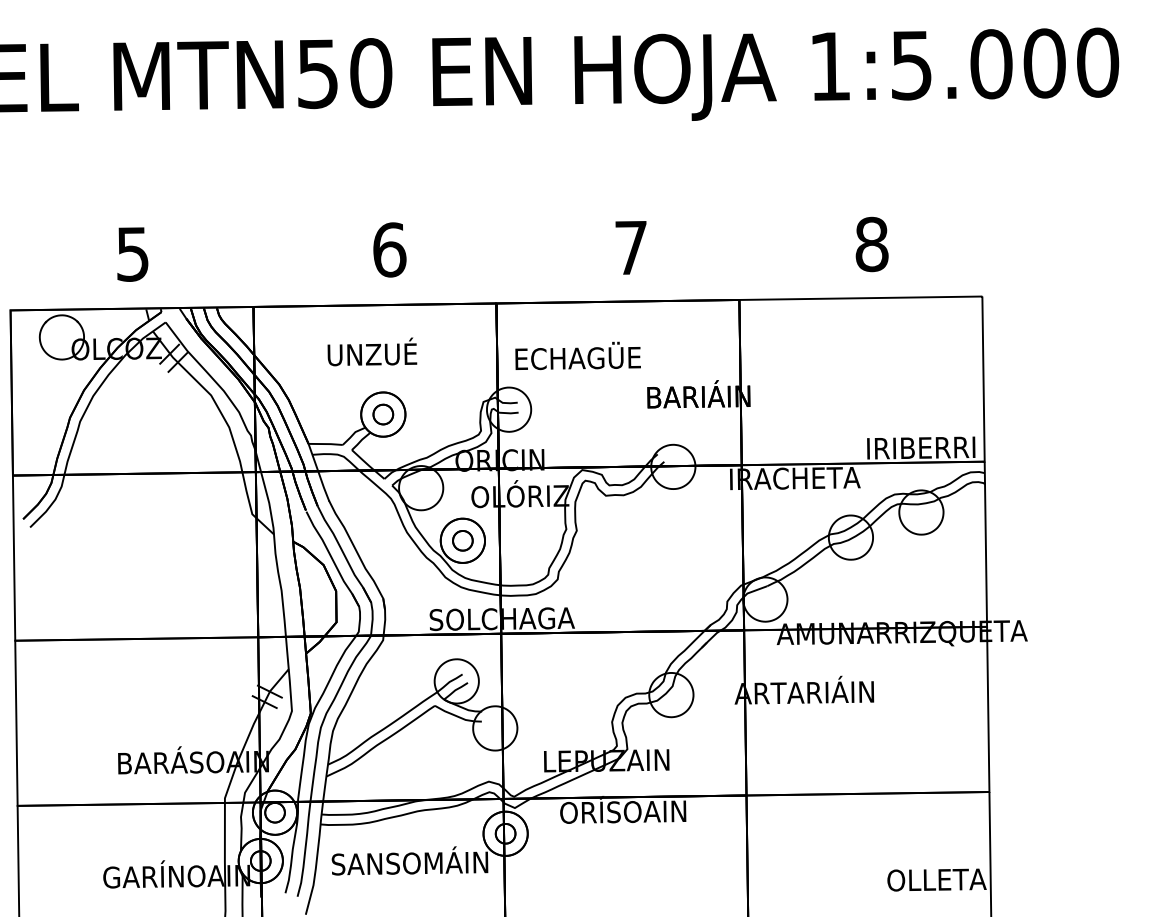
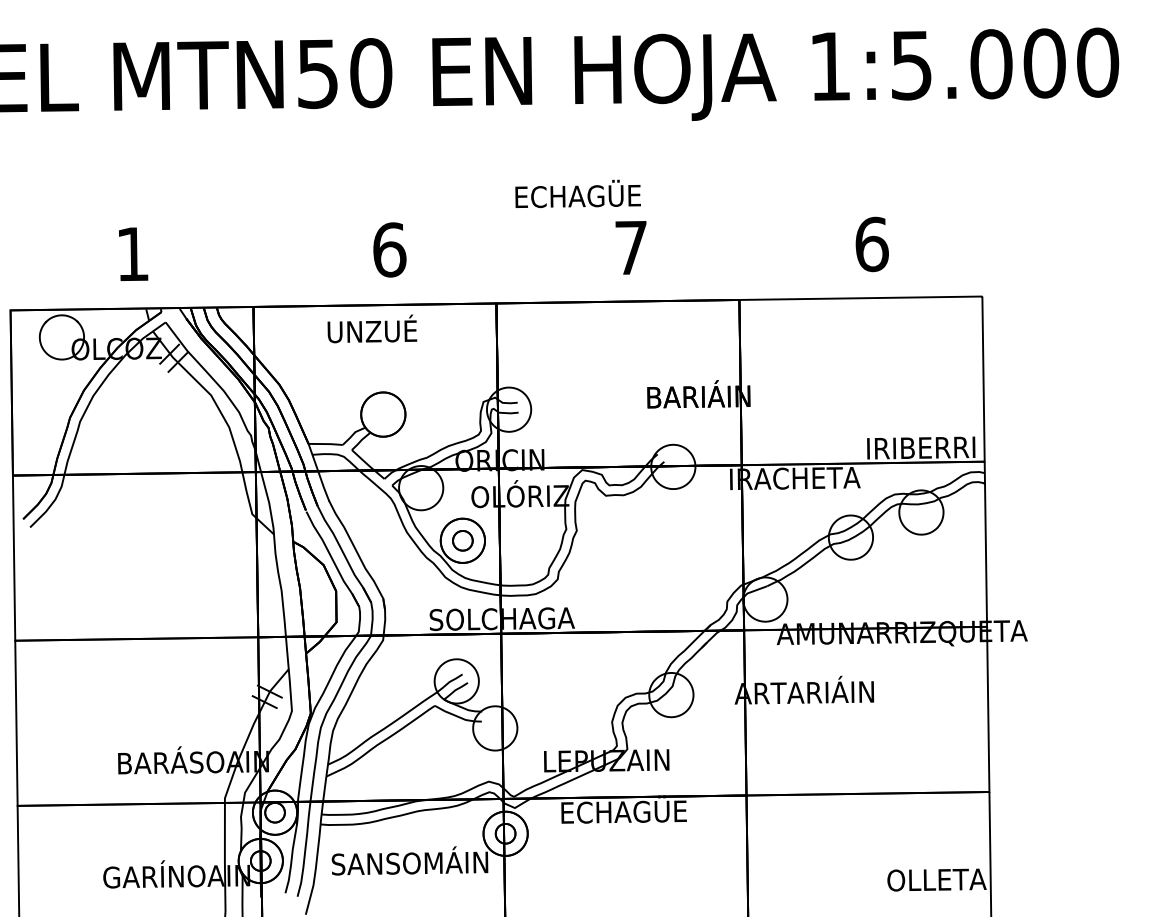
text: 8 -> 6 (871, 244)
text: 5 -> 1 (132, 254)
text position: (372, 351) -> (372, 328) (372, 328)
text position: (577, 355) -> (577, 193) (577, 193)
part: present -> none (383, 414)
text: ORÍSOAIN -> ECHAGÜE (623, 809)
